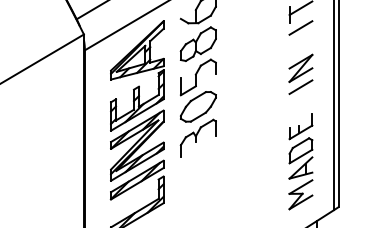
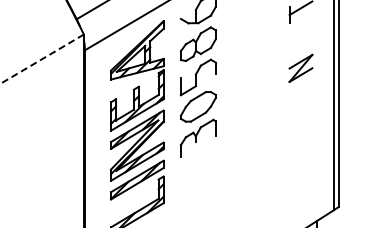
line: present -> none (300, 27)
line: solid -> dashed (41, 59)
line: present -> none (300, 87)
part: present -> none (300, 161)
